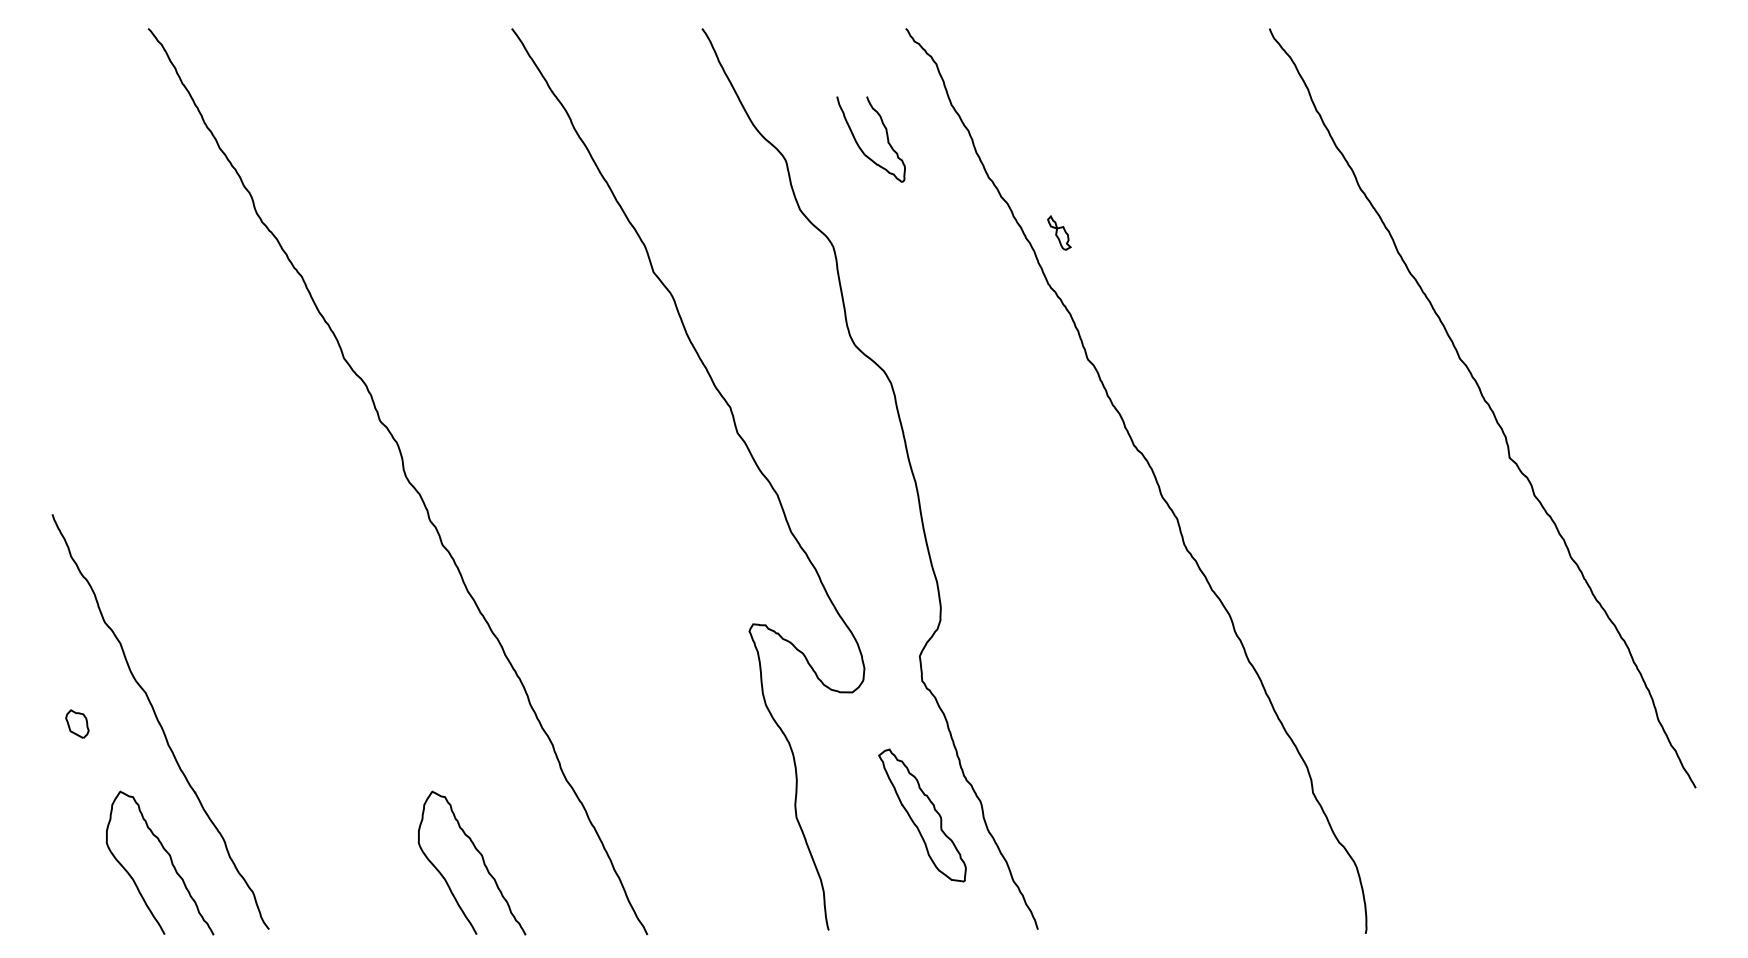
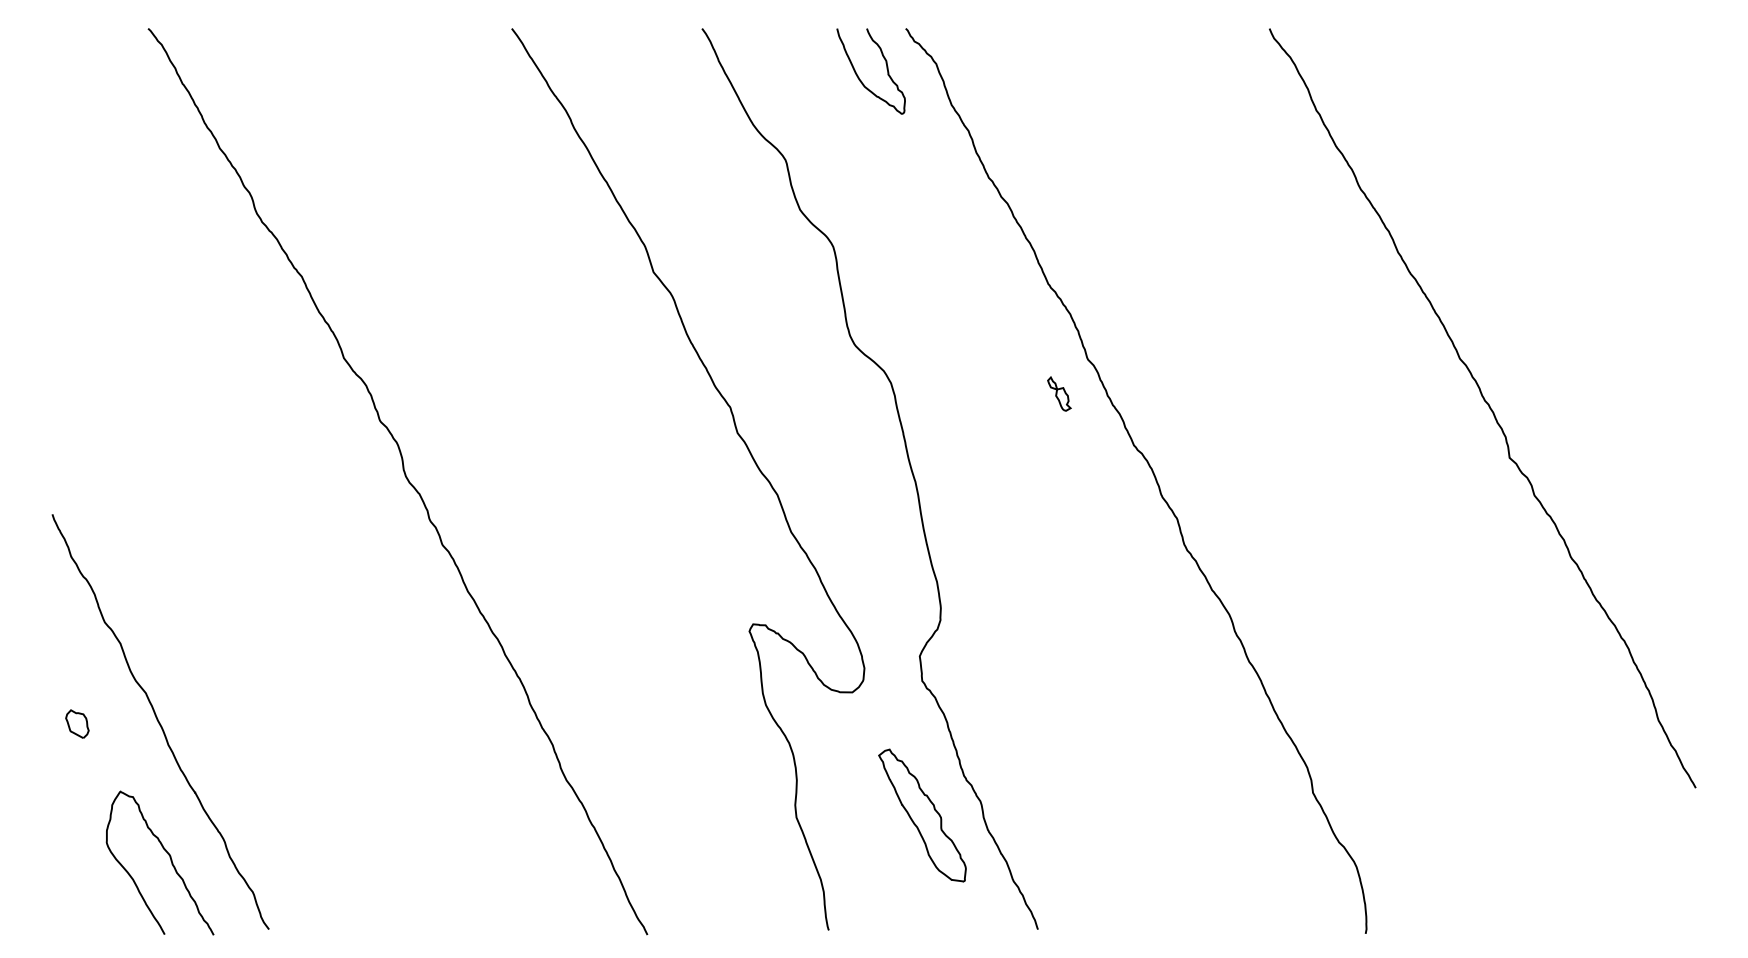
part position: (859, 145) -> (859, 77) (859, 77)
part position: (1059, 232) -> (1059, 393) (1059, 393)
curve: present -> none (482, 861)
